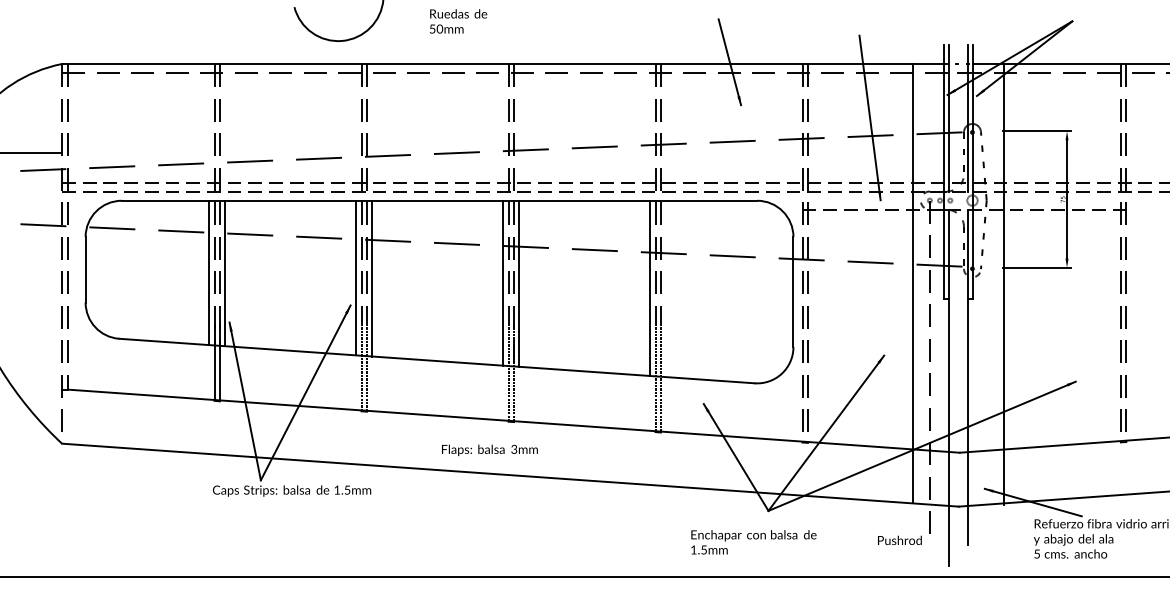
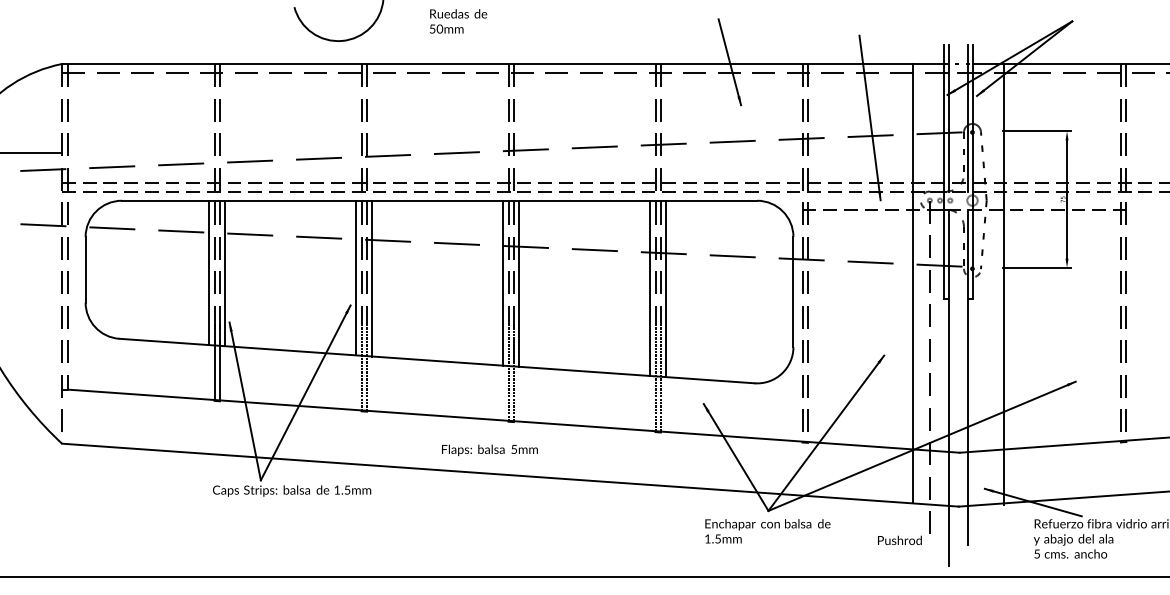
line: none -> present (666, 288)
text: 3mm -> 5mm (514, 449)
text position: (753, 542) -> (767, 531) (767, 531)
